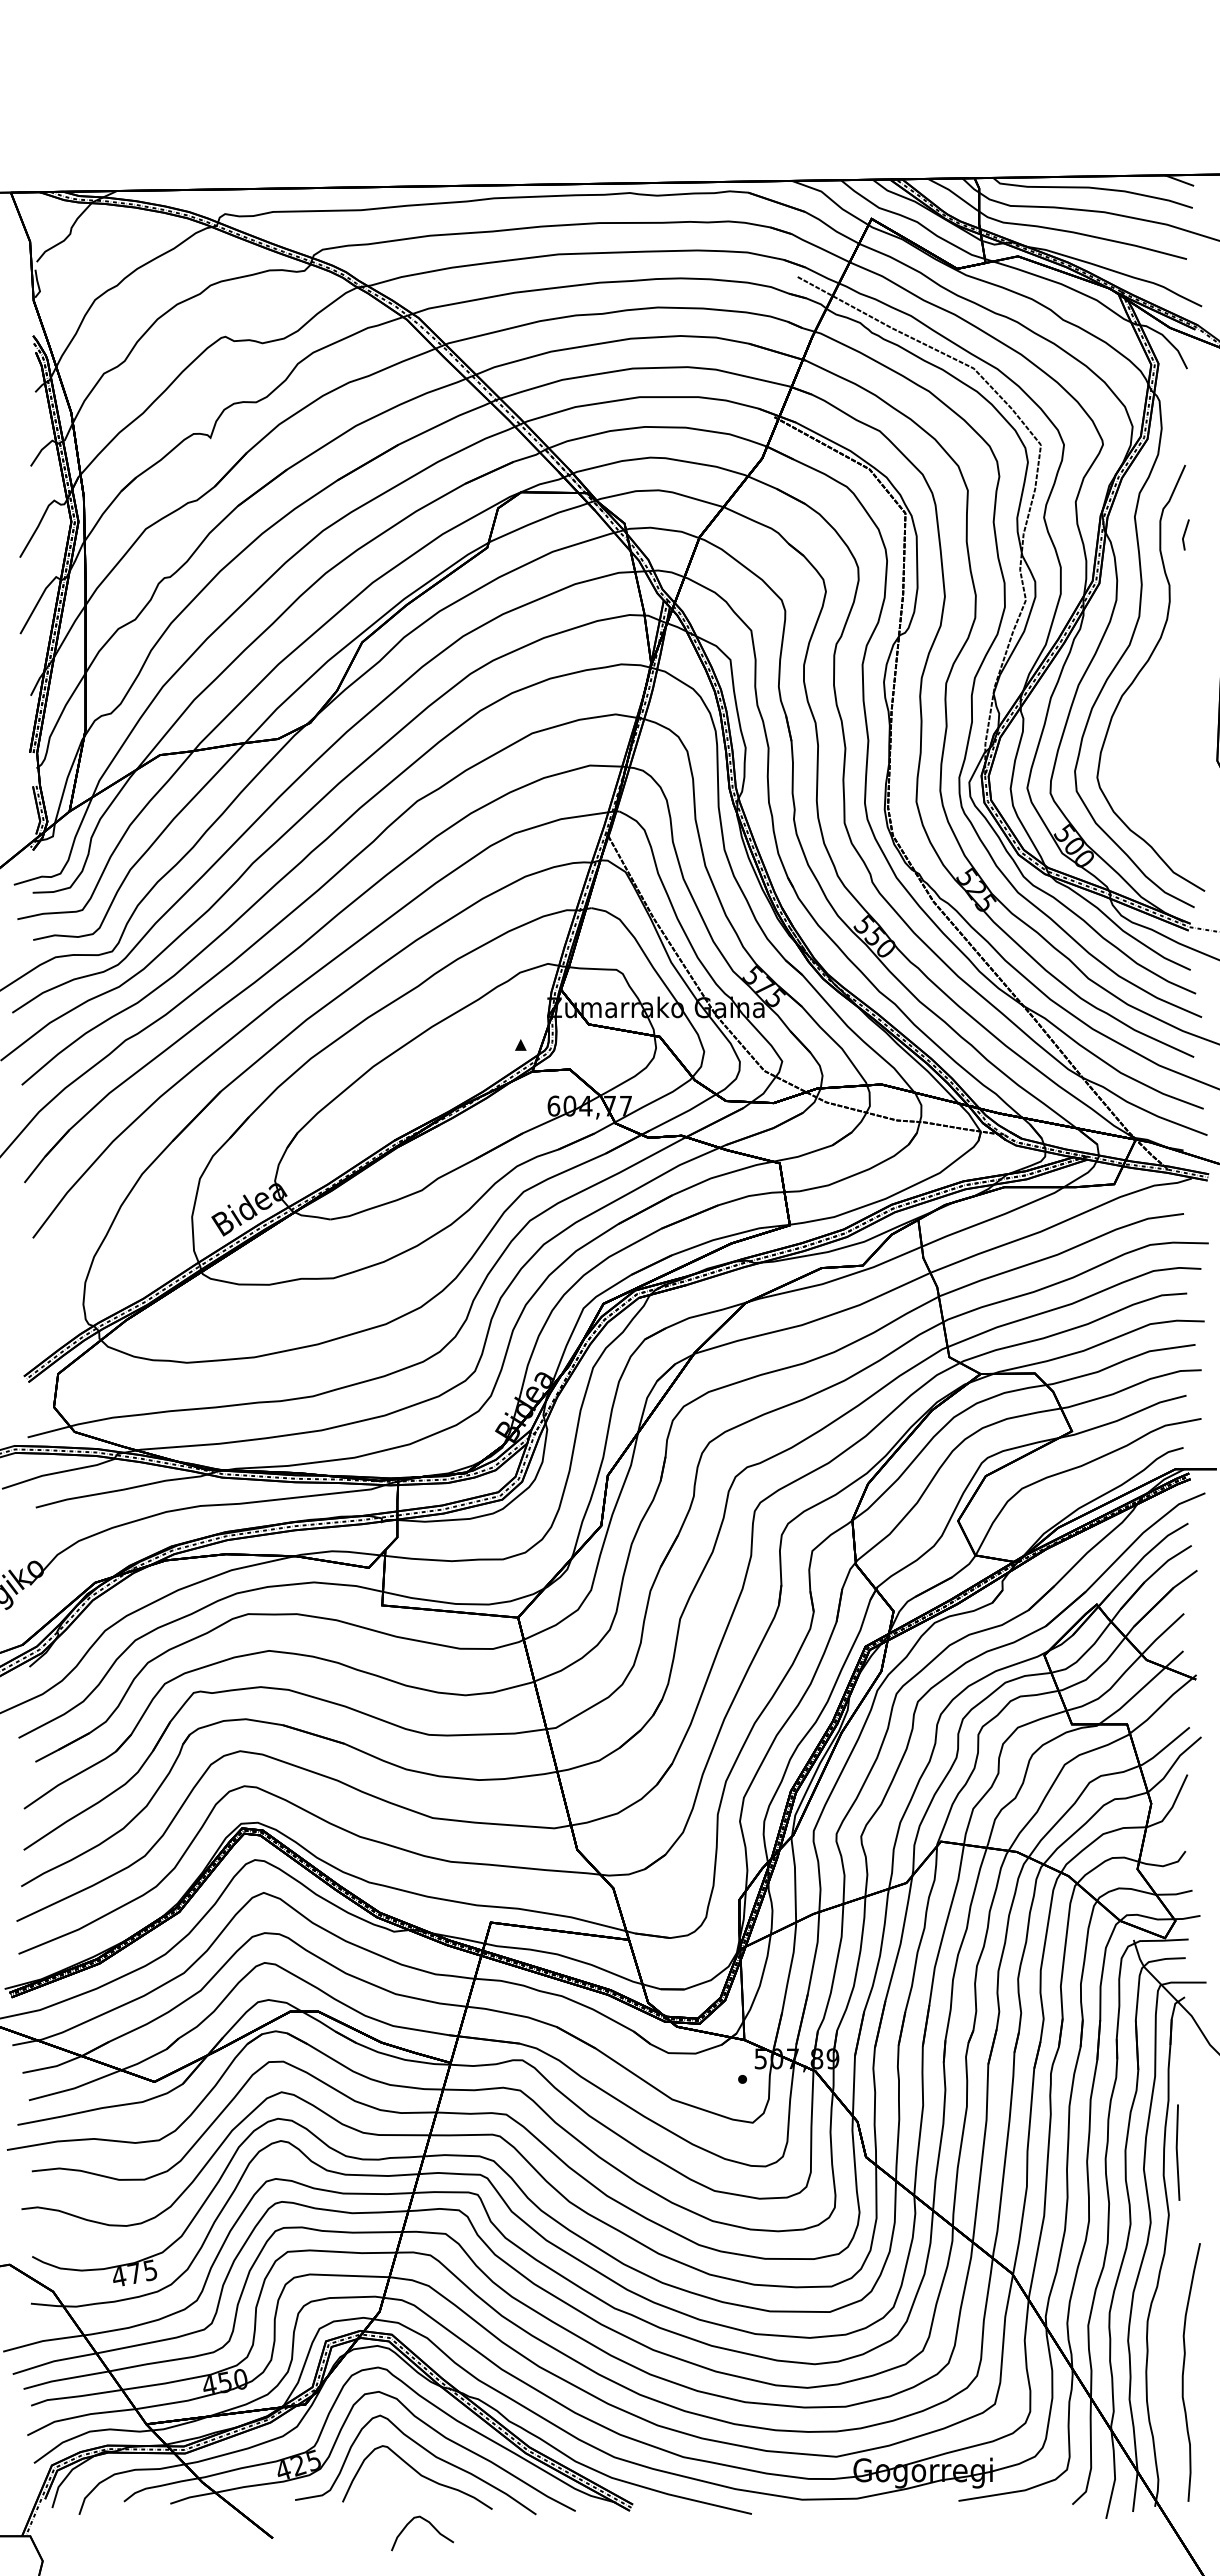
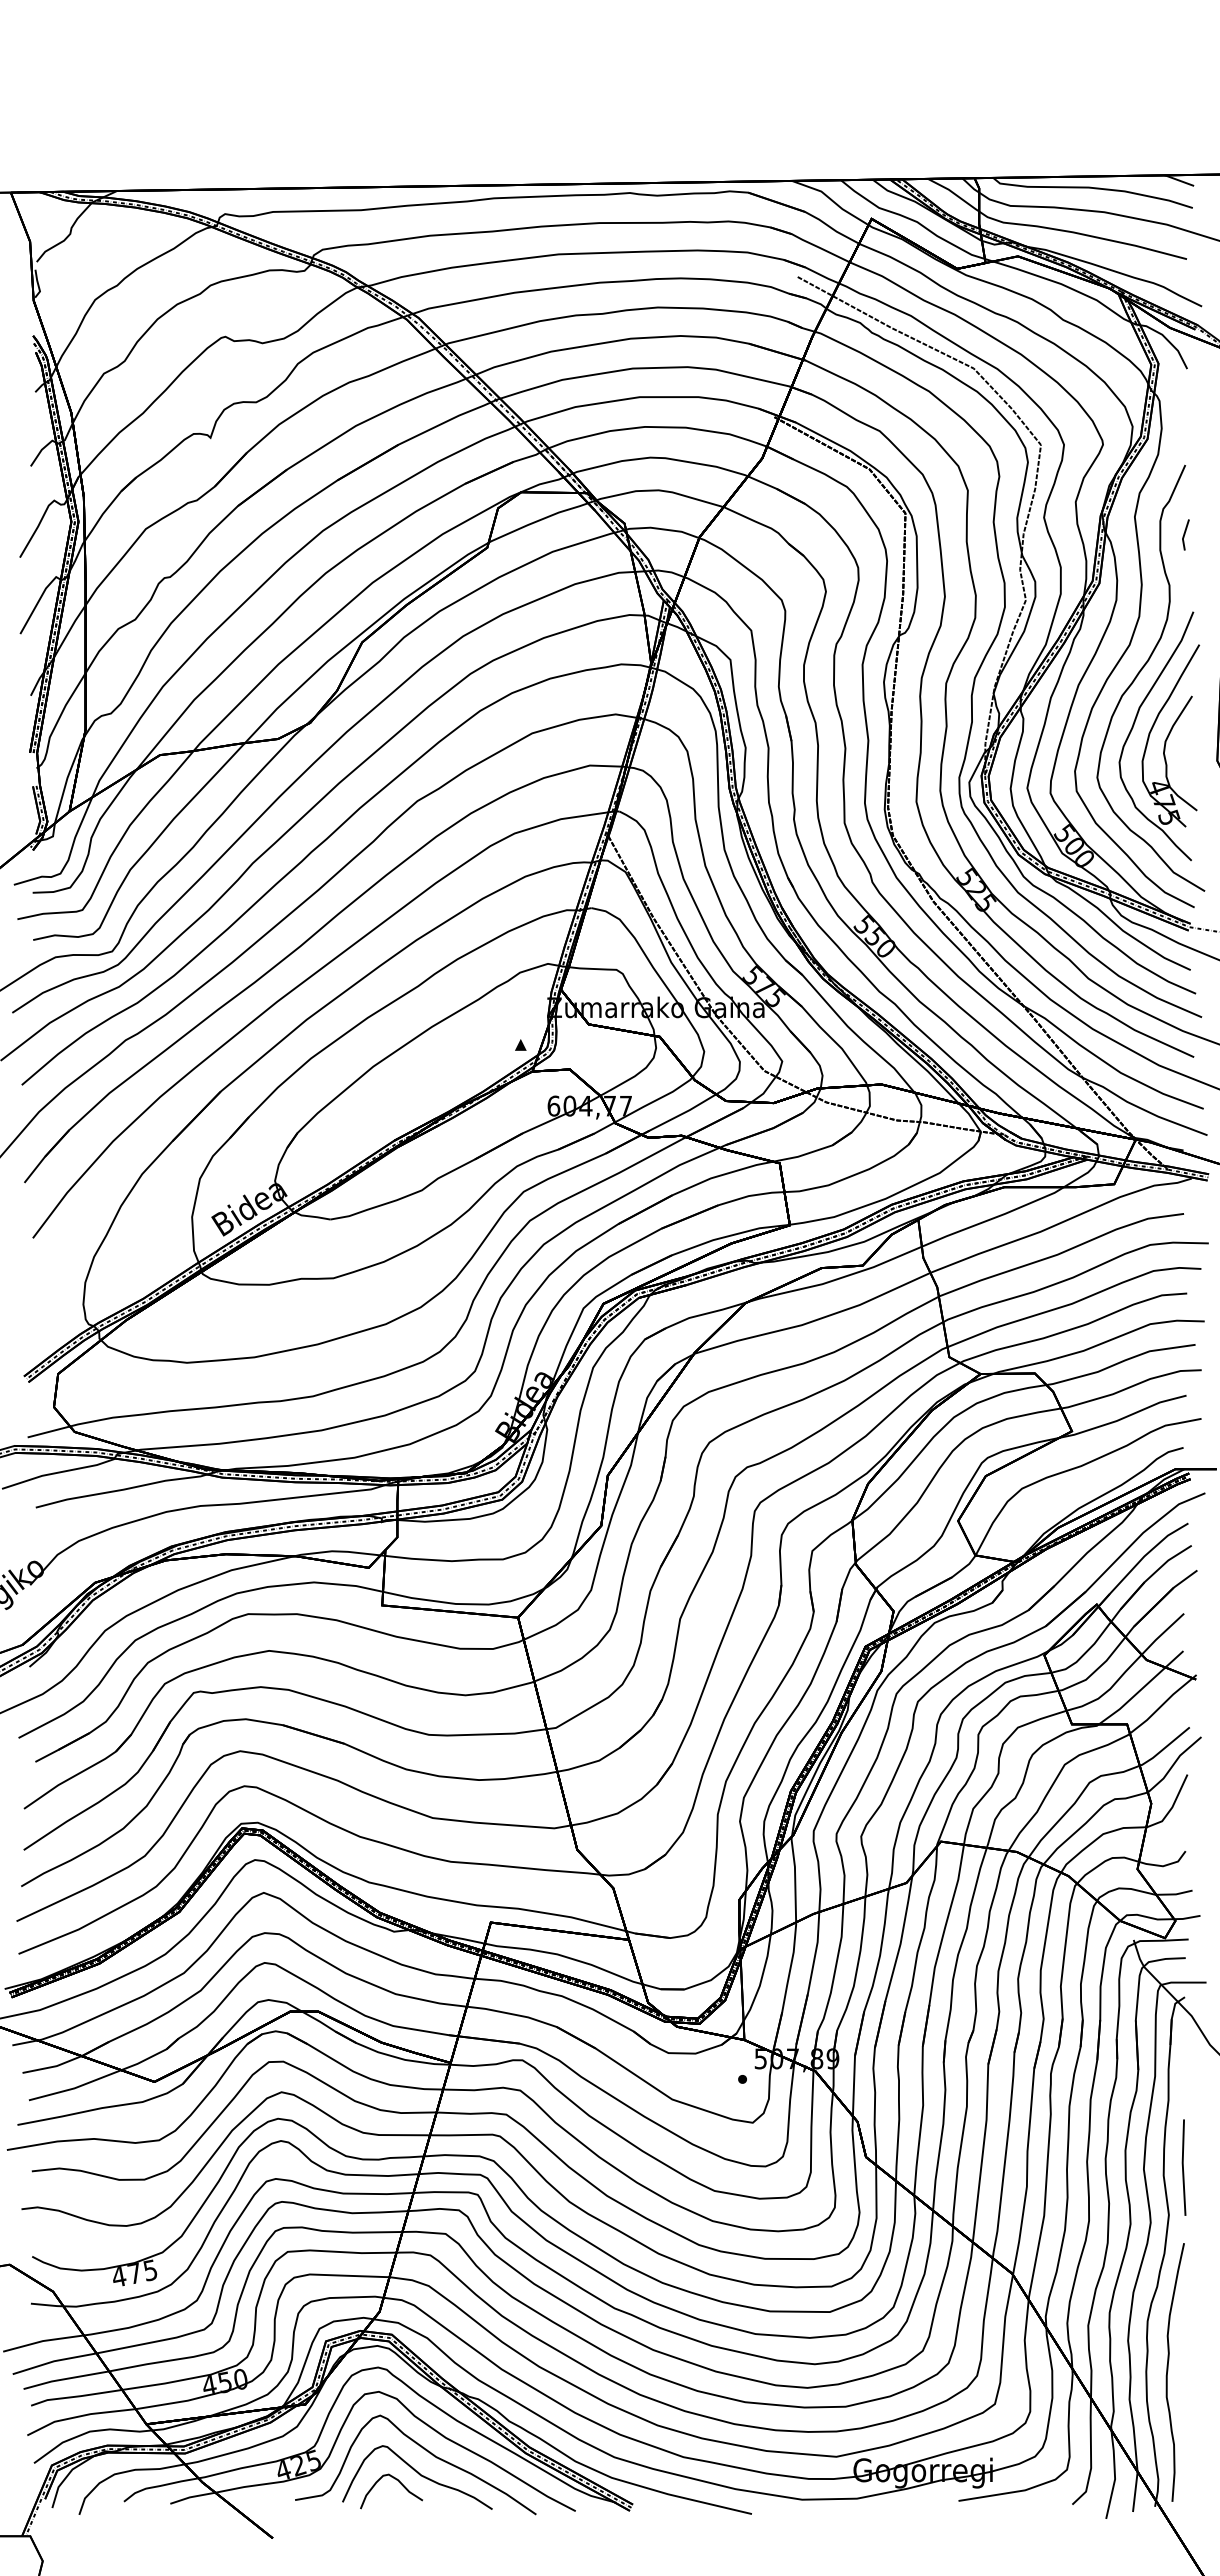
part: none -> present (1165, 739)
line position: (1177, 2152) -> (1183, 2167) (1183, 2167)
curve position: (1184, 2371) -> (1168, 2371) (1168, 2371)
curve position: (431, 2526) -> (400, 2484) (400, 2484)
